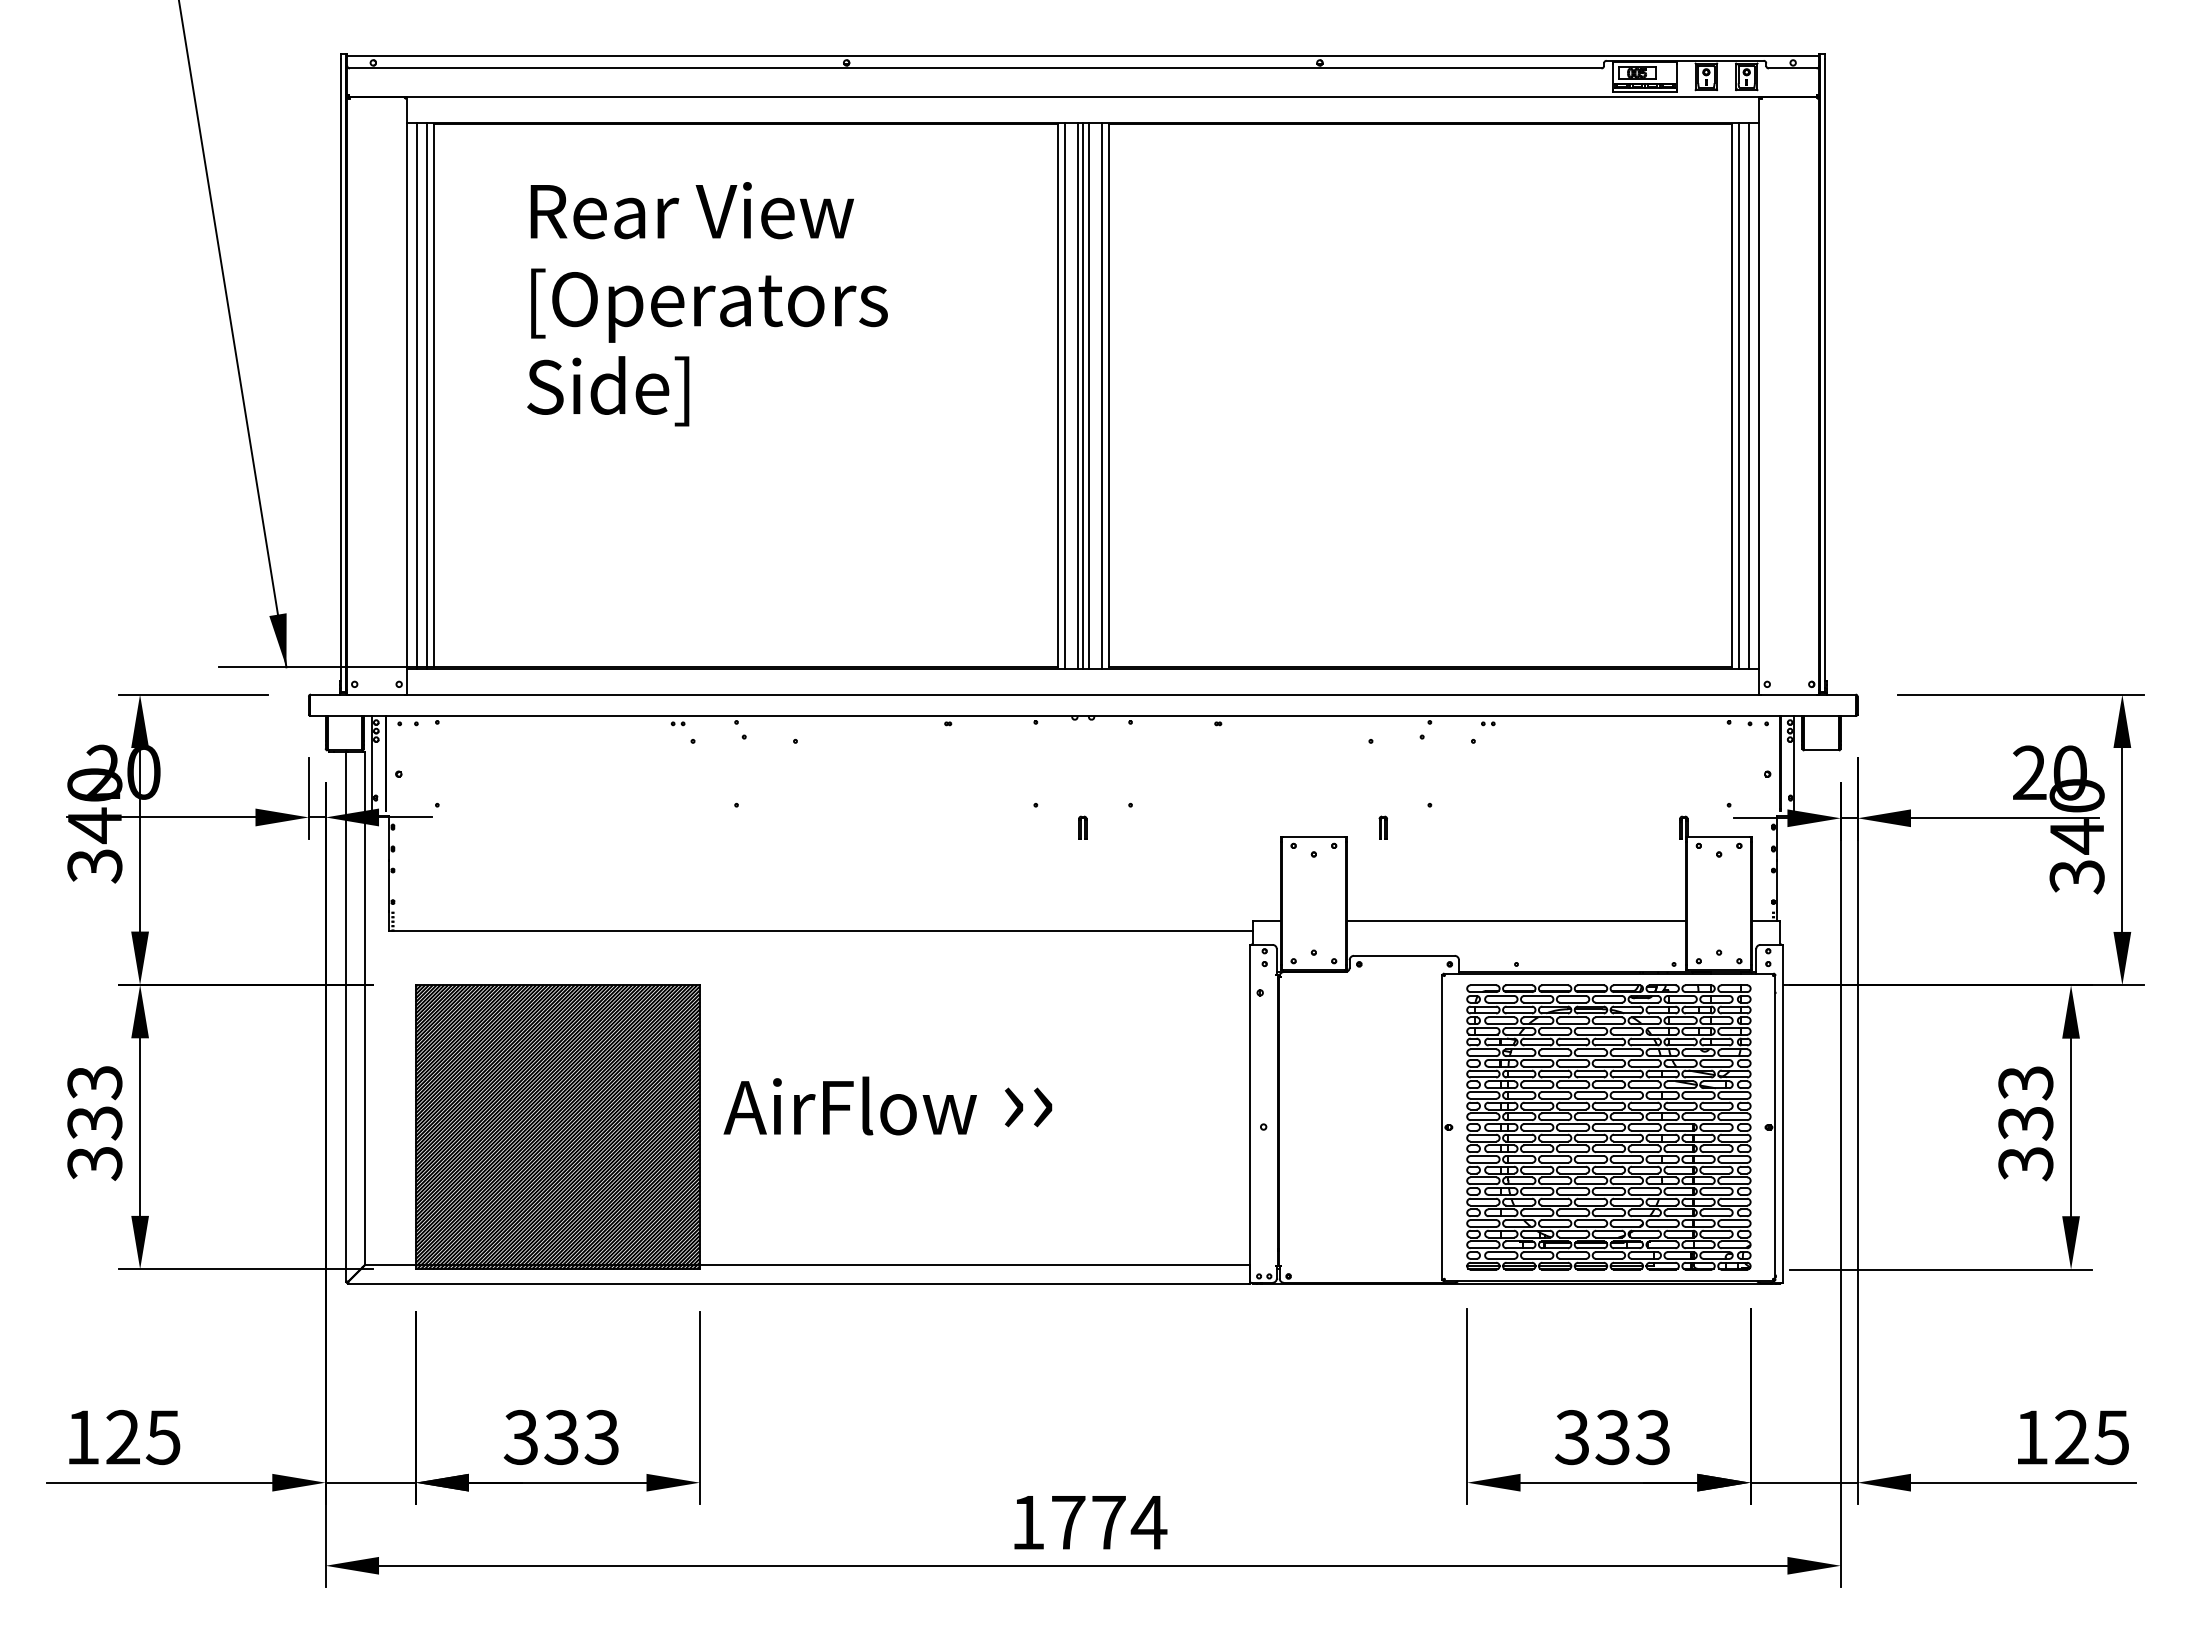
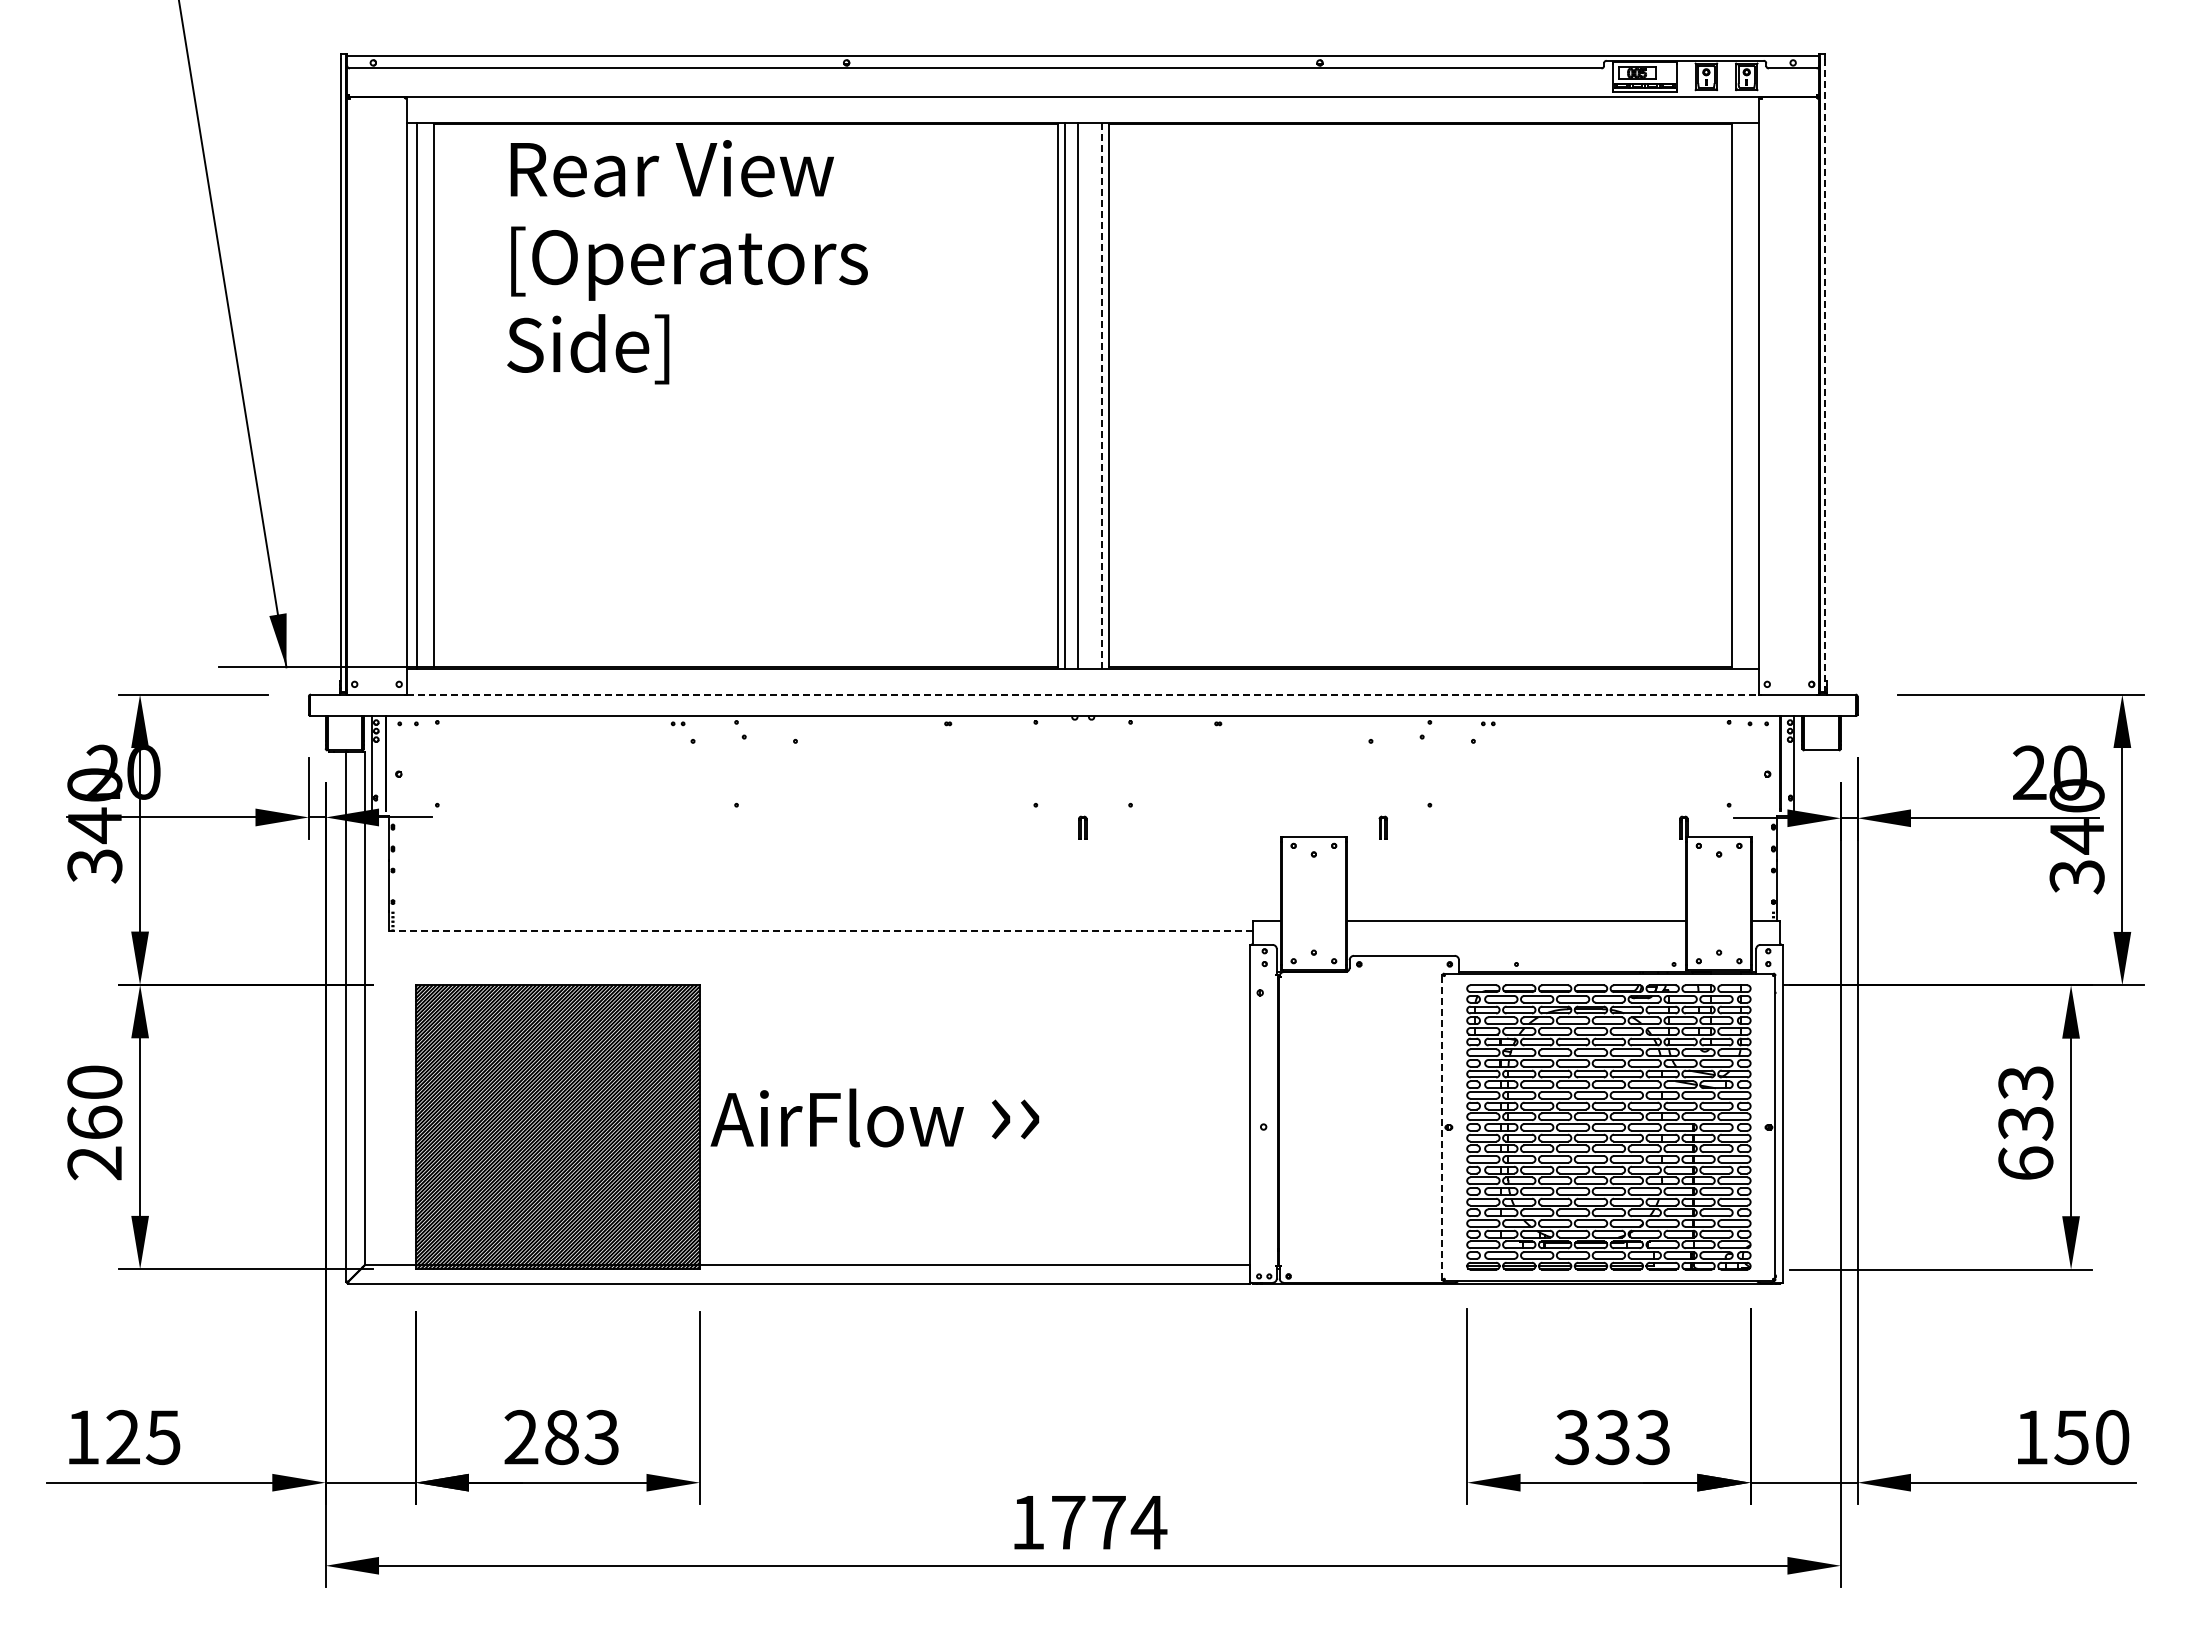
text position: (707, 304) -> (687, 262) (687, 262)
line: solid -> dashed (1825, 373)
line: present -> none (427, 395)
line: present -> none (1083, 395)
line: present -> none (1088, 395)
line: present -> none (1739, 395)
line: present -> none (1749, 395)
line: solid -> dashed (1101, 396)
line: solid -> dashed (1083, 694)
line: solid -> dashed (820, 931)
text position: (887, 1105) -> (874, 1117) (874, 1117)
text: 333 -> 260 (94, 1122)
line: solid -> dashed (1442, 1127)
text: 333 -> 633 (2025, 1163)
text: 333 -> 283 (540, 1437)
text: 125 -> 150 (2091, 1437)
